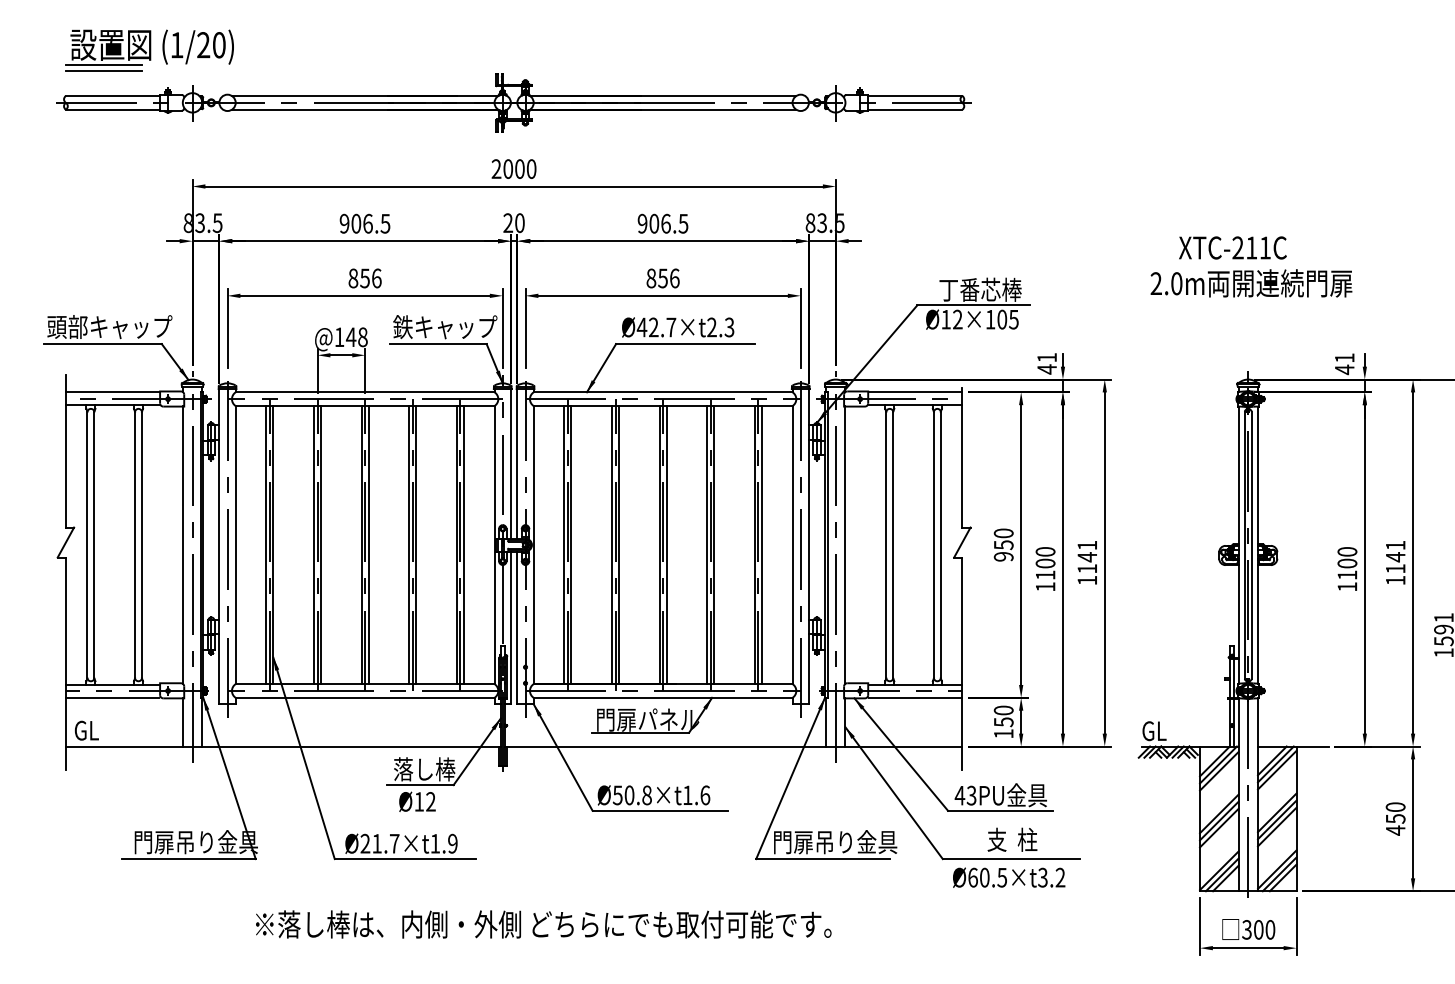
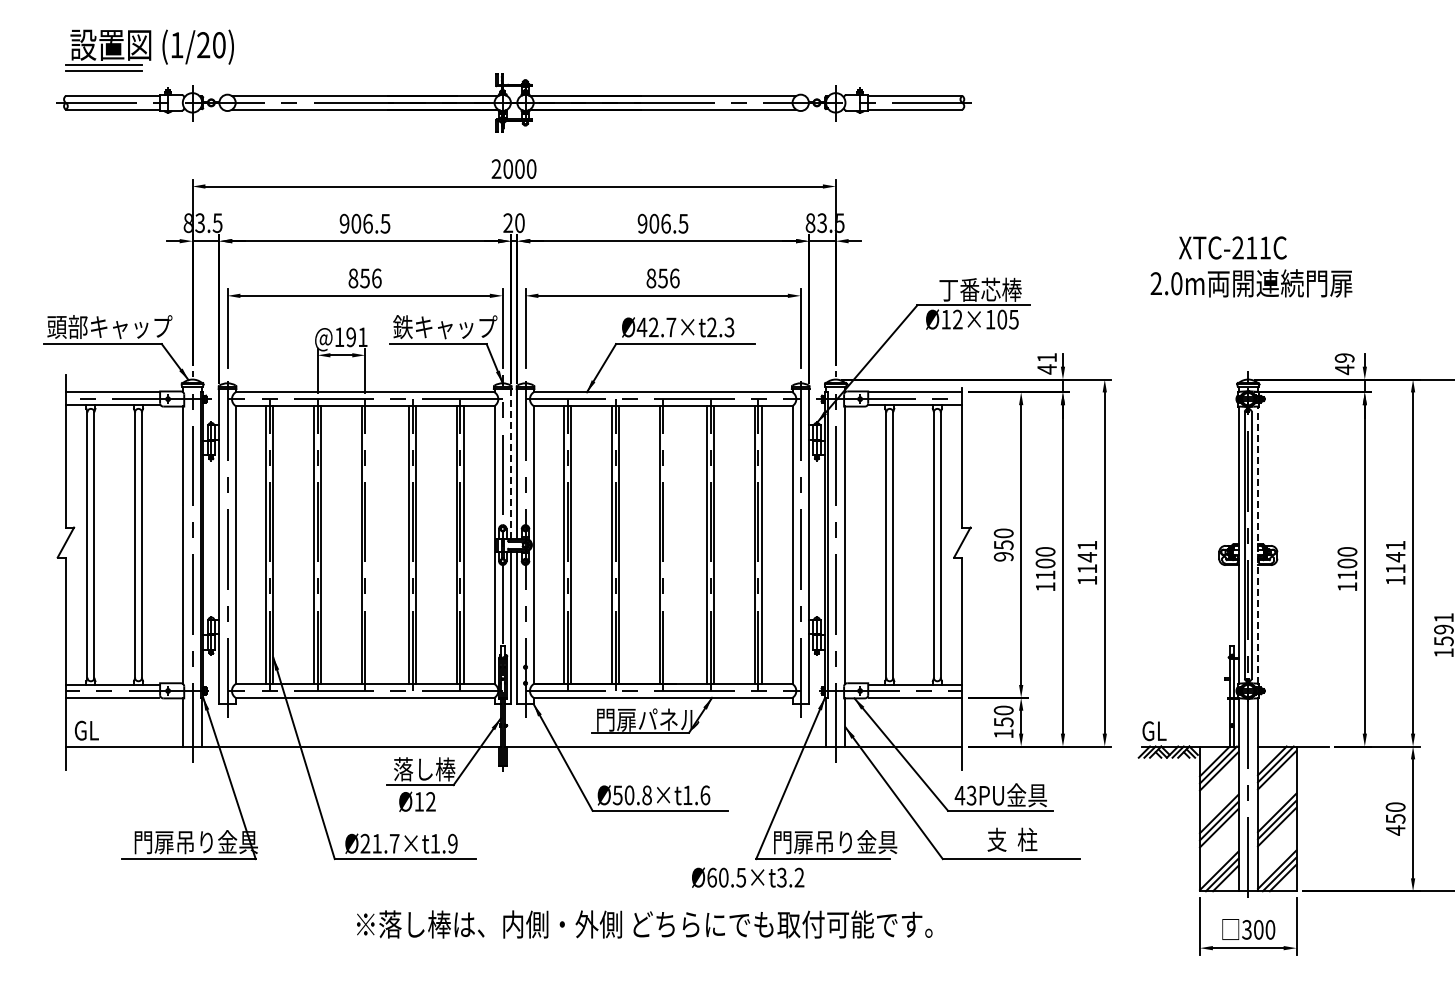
text: @148 -> @191 (356, 337)
text: 41 -> 49 (1344, 357)
line: solid -> dashed (510, 463)
line: solid -> dashed (1257, 544)
line: present -> none (368, 545)
line: present -> none (666, 545)
text position: (1009, 877) -> (748, 877) (748, 877)
text position: (543, 924) -> (644, 924) (644, 924)
